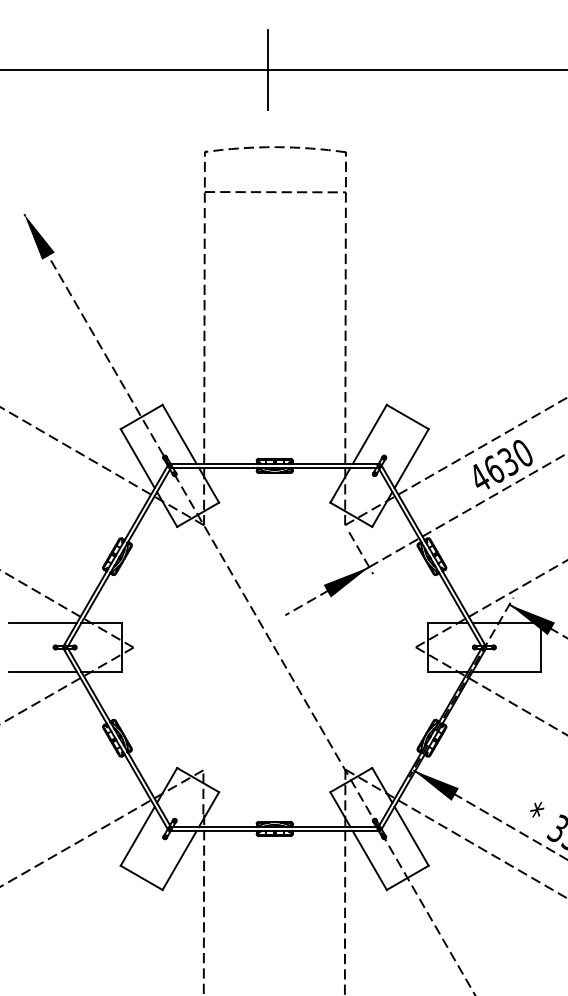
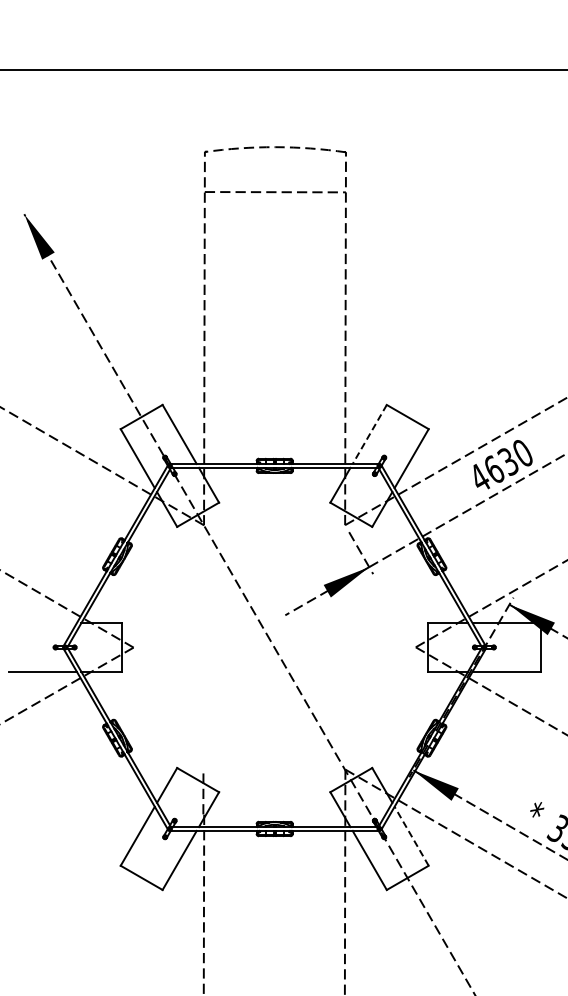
line: present -> none (267, 69)
line: solid -> dashed (369, 434)
line: present -> none (42, 623)
line: present -> none (102, 827)
line: solid -> dashed (411, 835)
